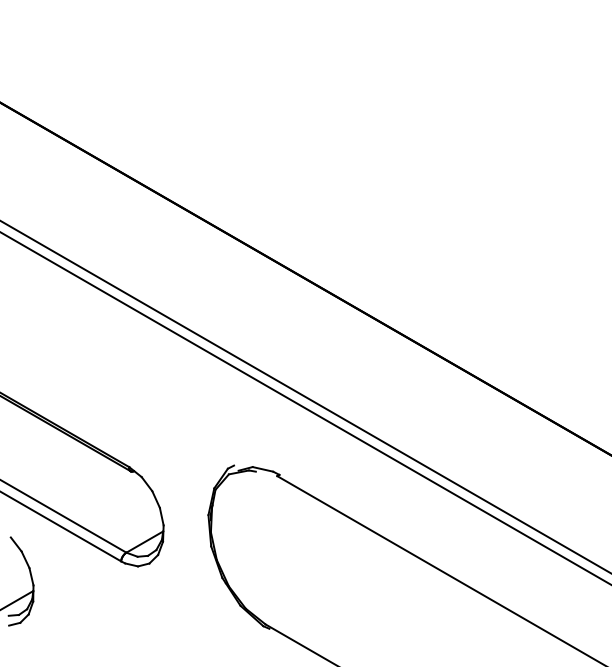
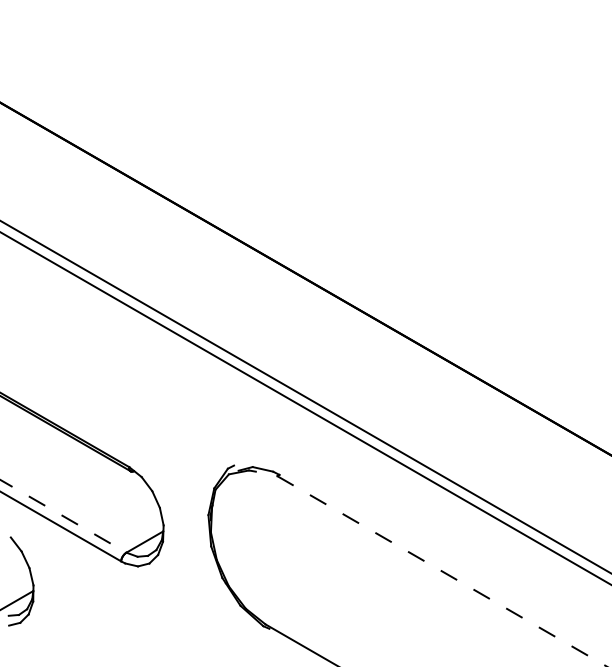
line: solid -> dashed (63, 516)
line: solid -> dashed (442, 571)
